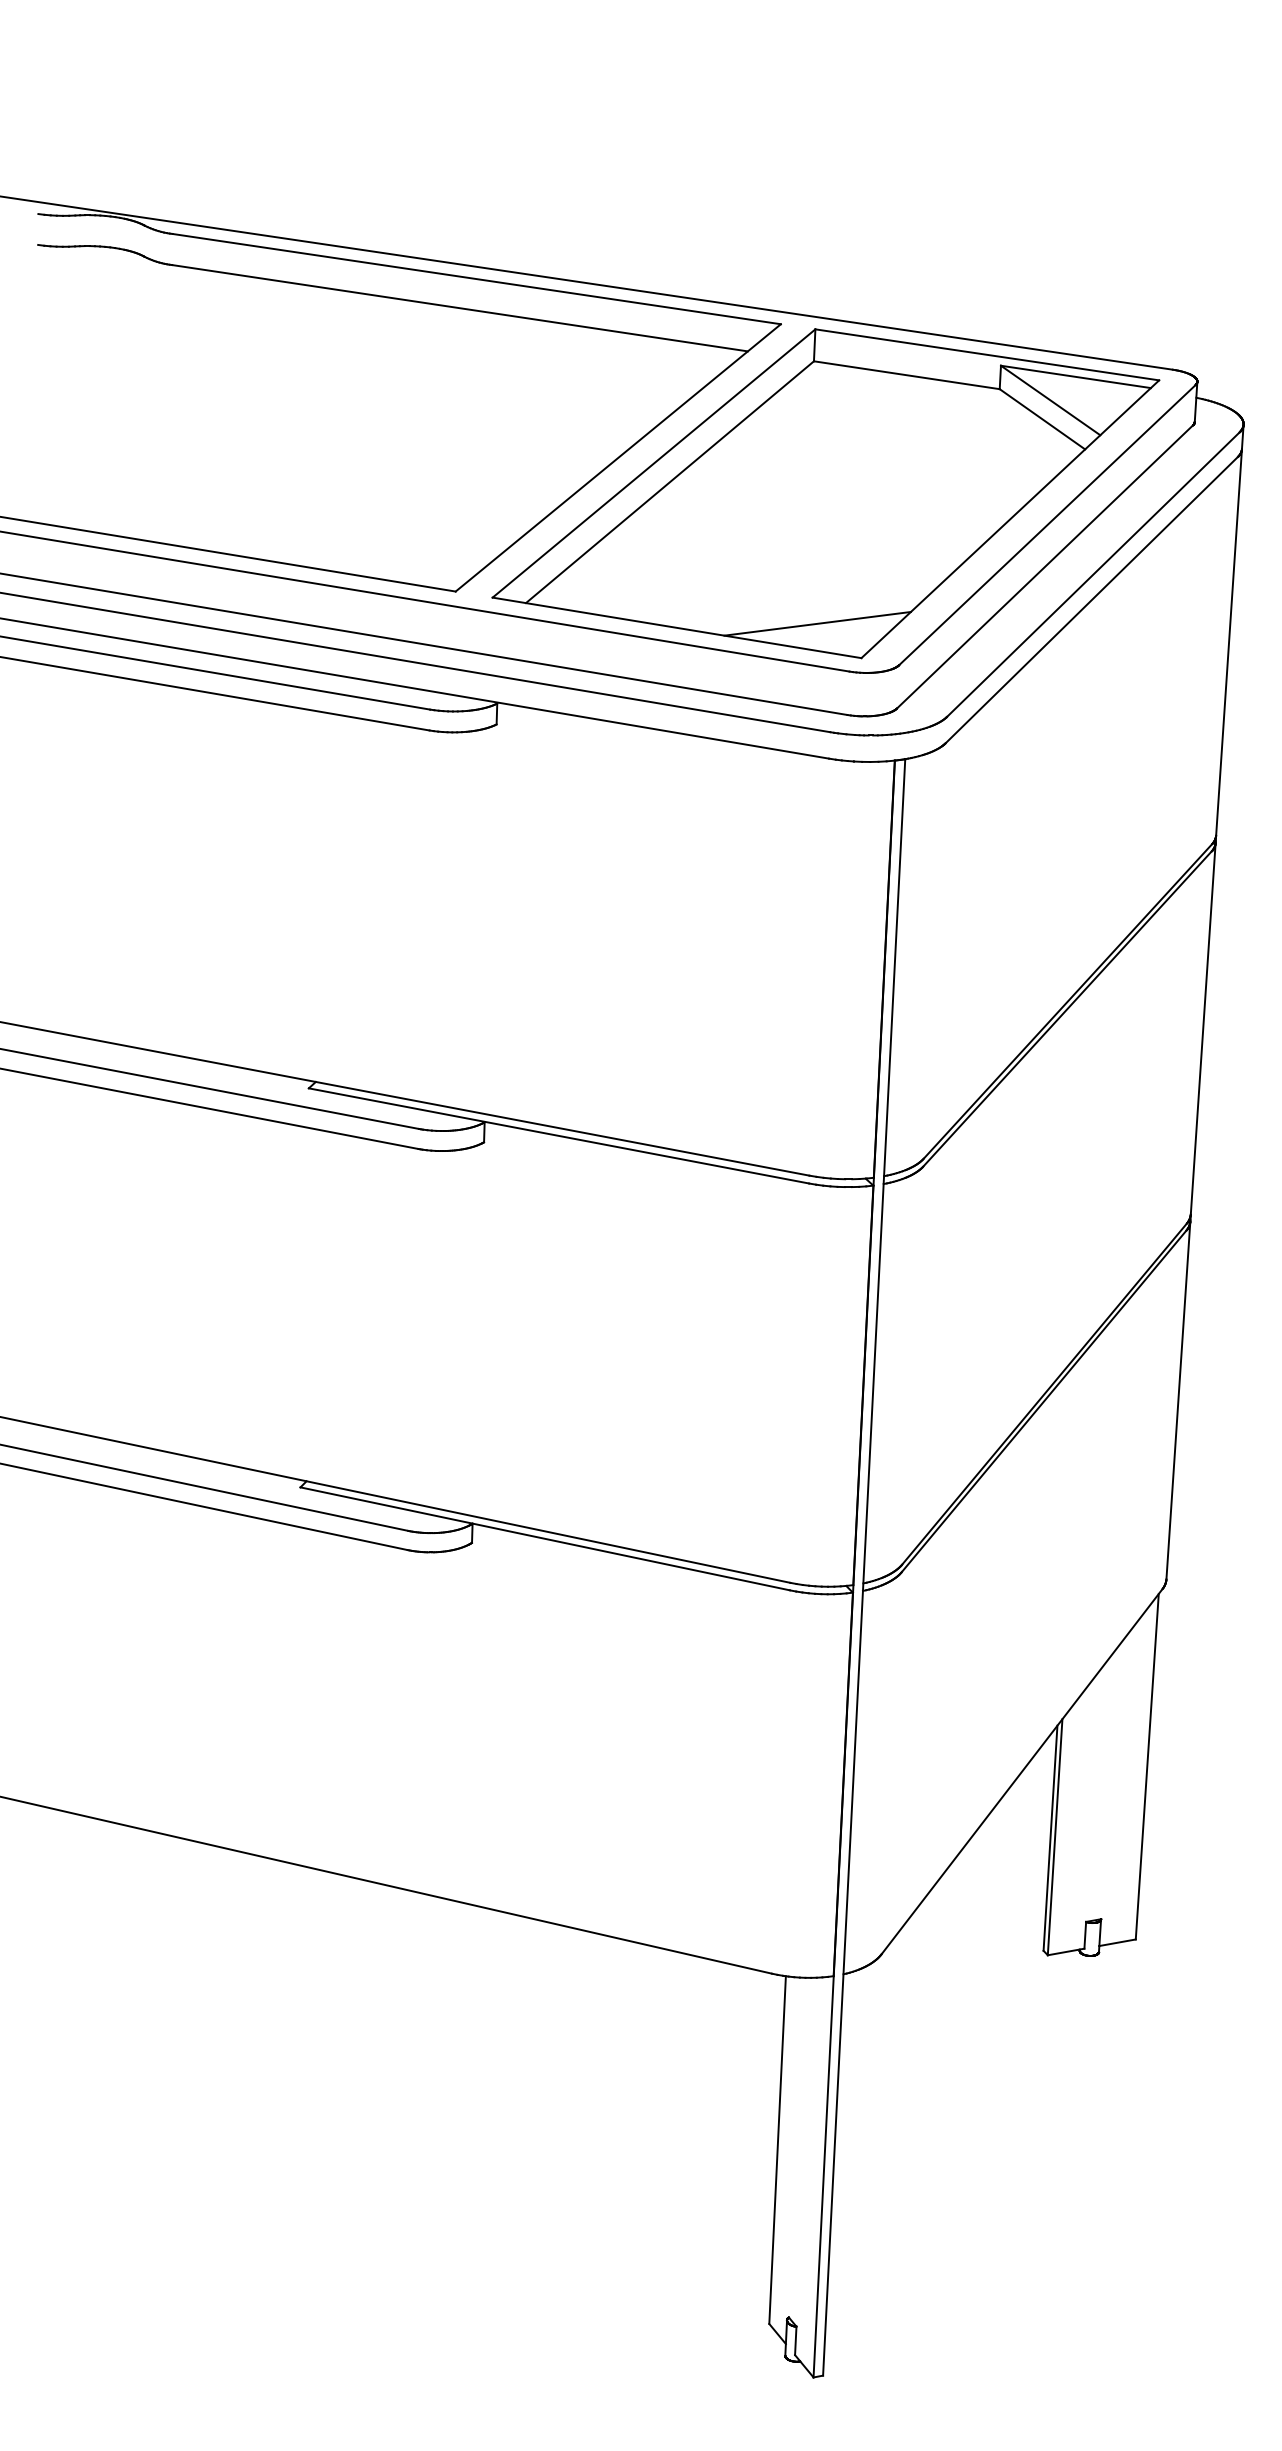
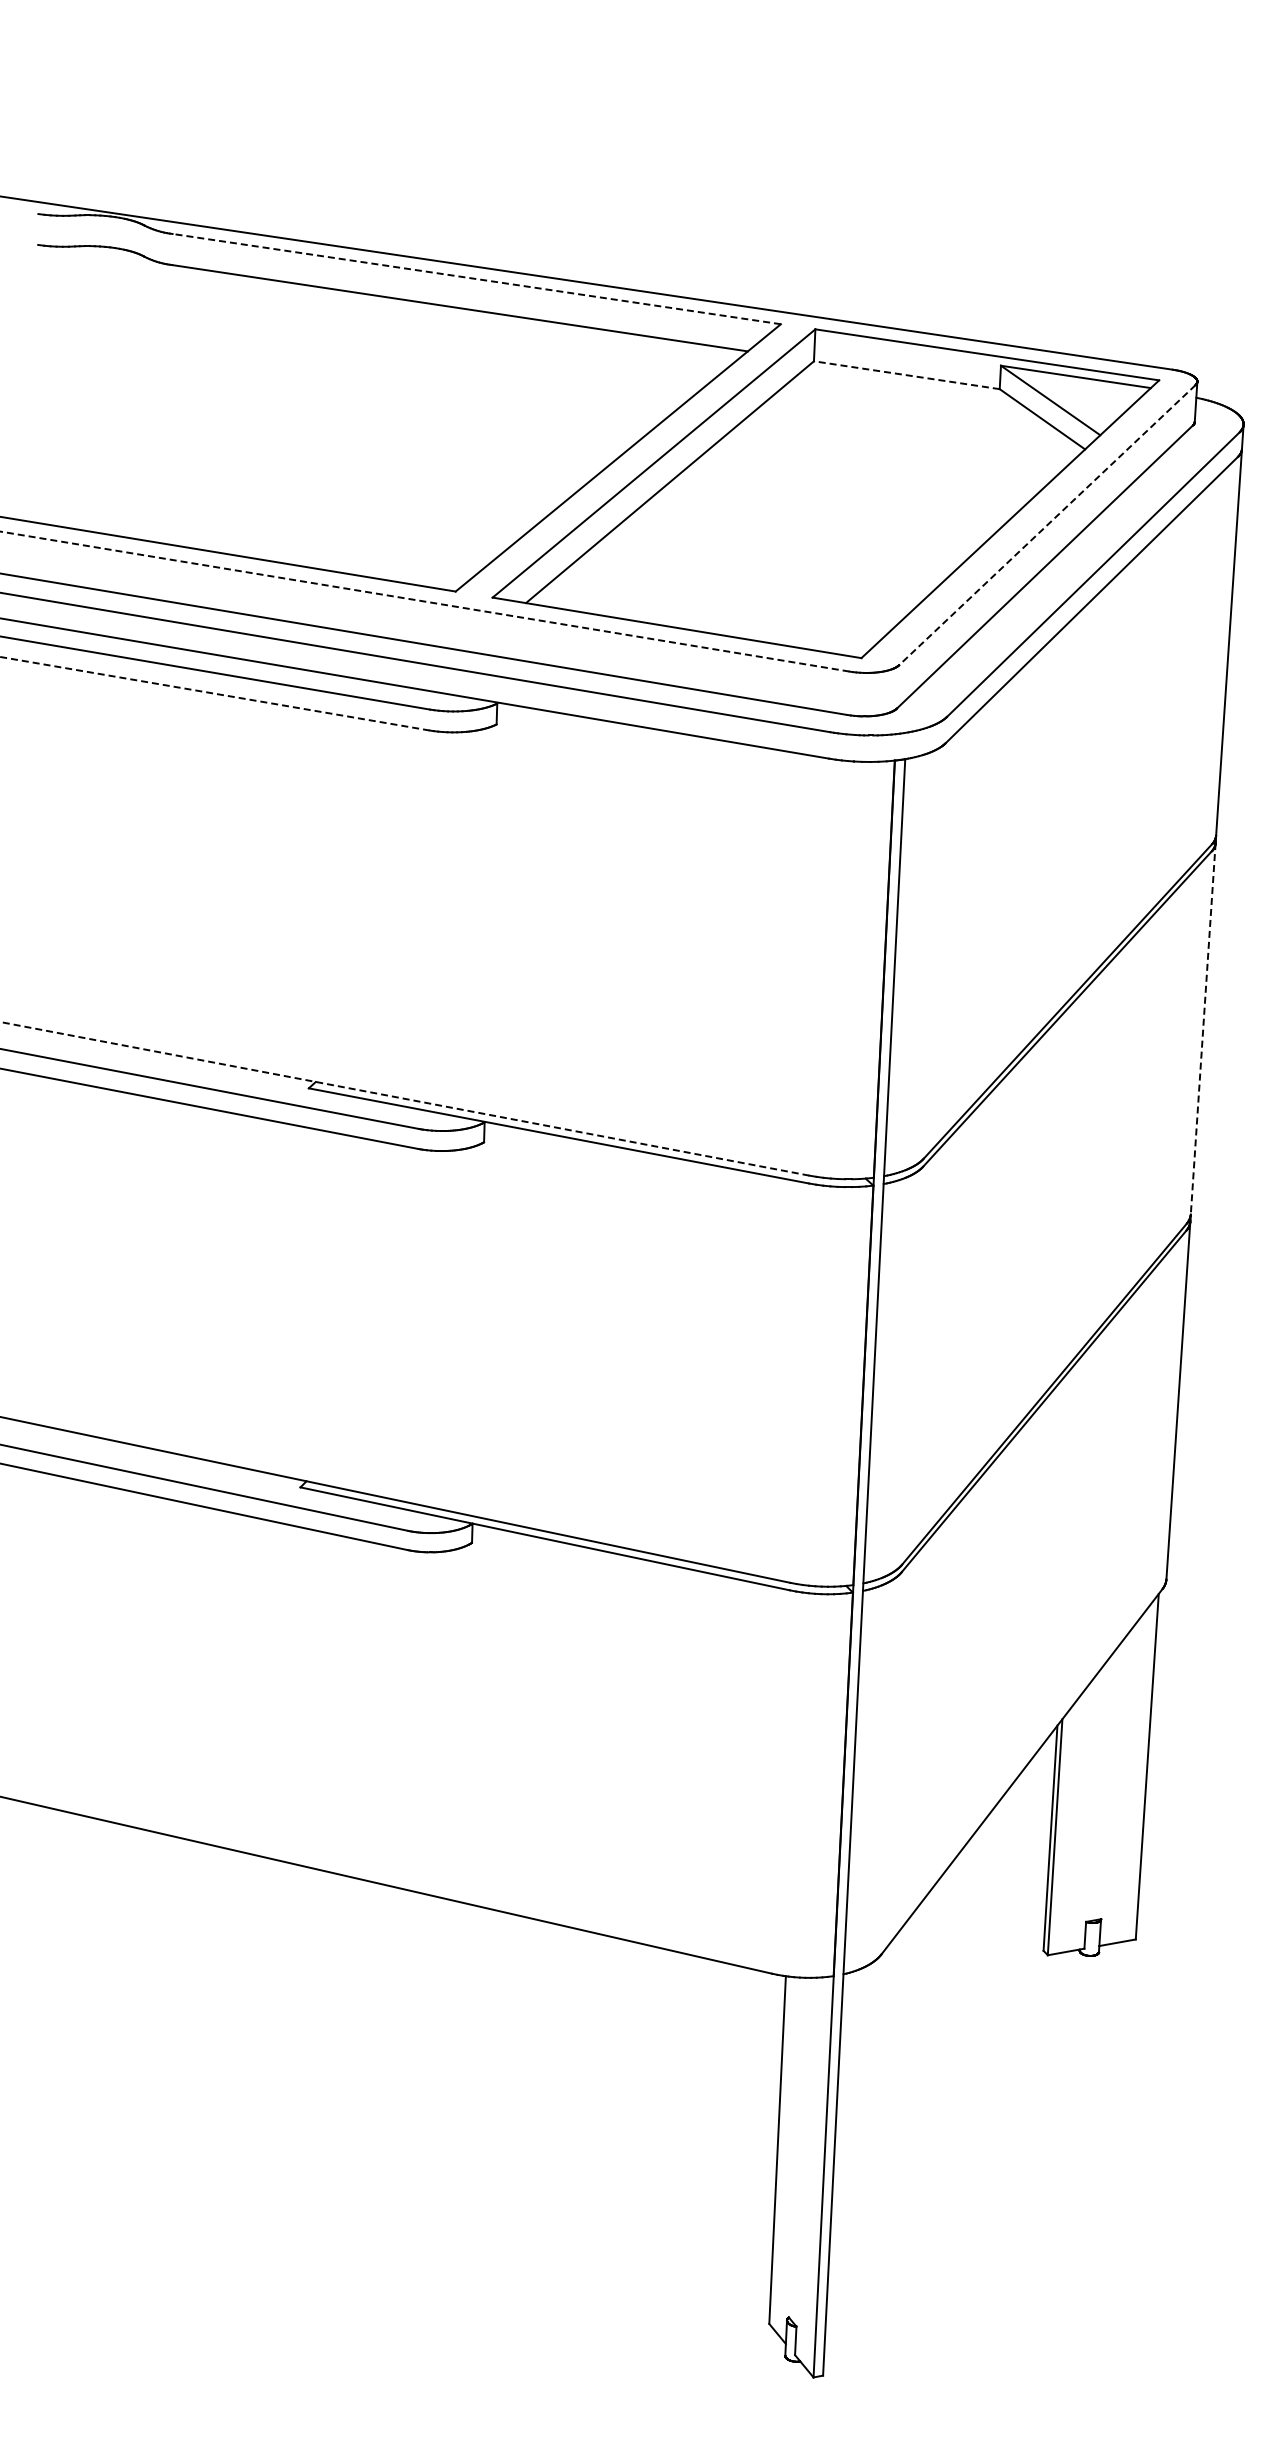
line: solid -> dashed (476, 279)
line: solid -> dashed (906, 375)
line: solid -> dashed (1047, 525)
line: solid -> dashed (424, 601)
line: present -> none (817, 623)
line: solid -> dashed (215, 693)
line: solid -> dashed (1203, 1029)
line: solid -> dashed (404, 1098)
